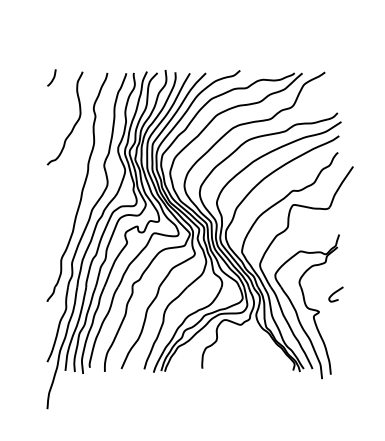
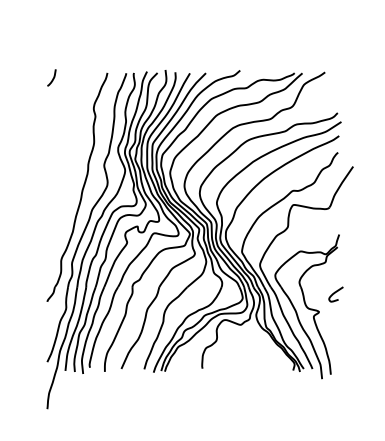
curve: present -> none (73, 125)
